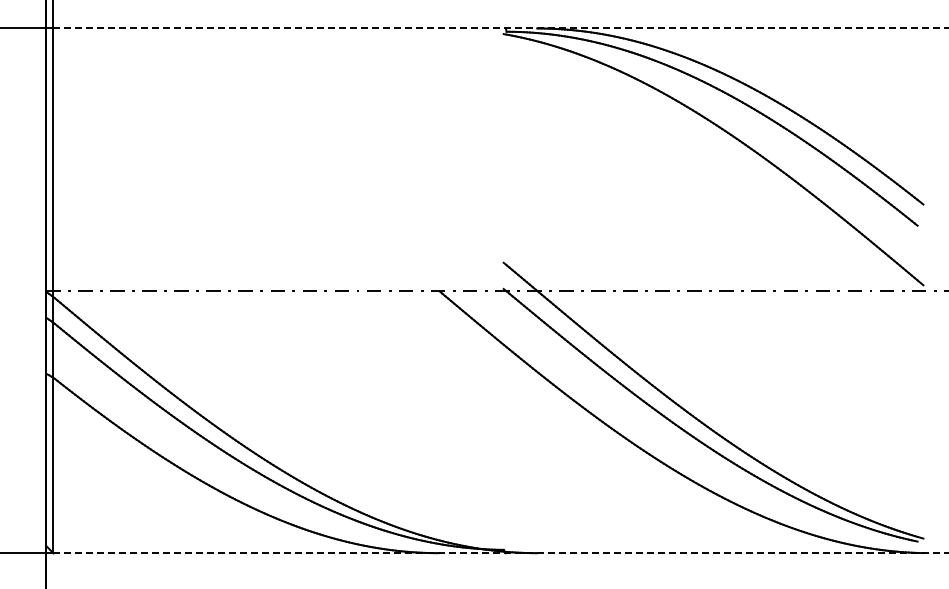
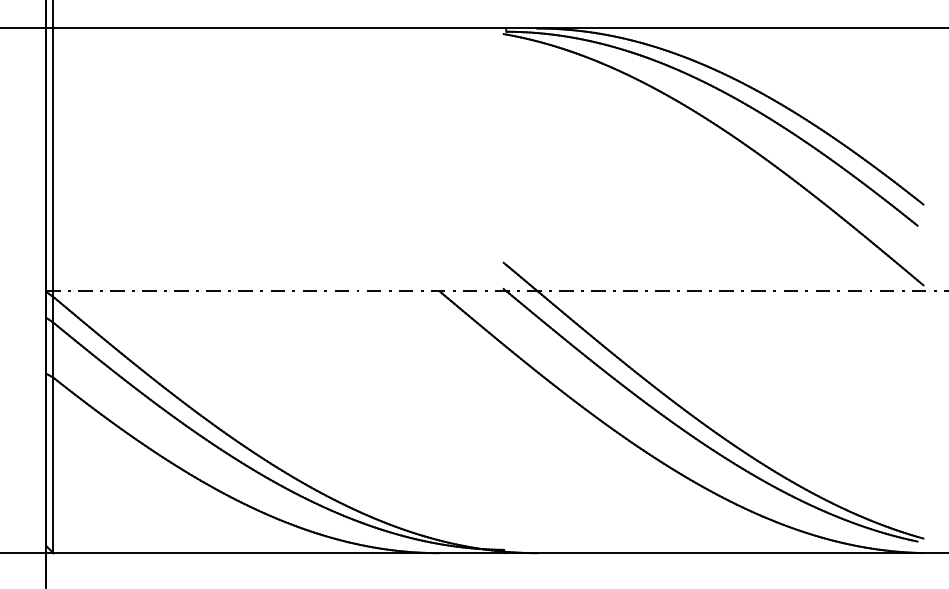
line: dashed -> solid (501, 28)
line: dashed -> solid (501, 553)
